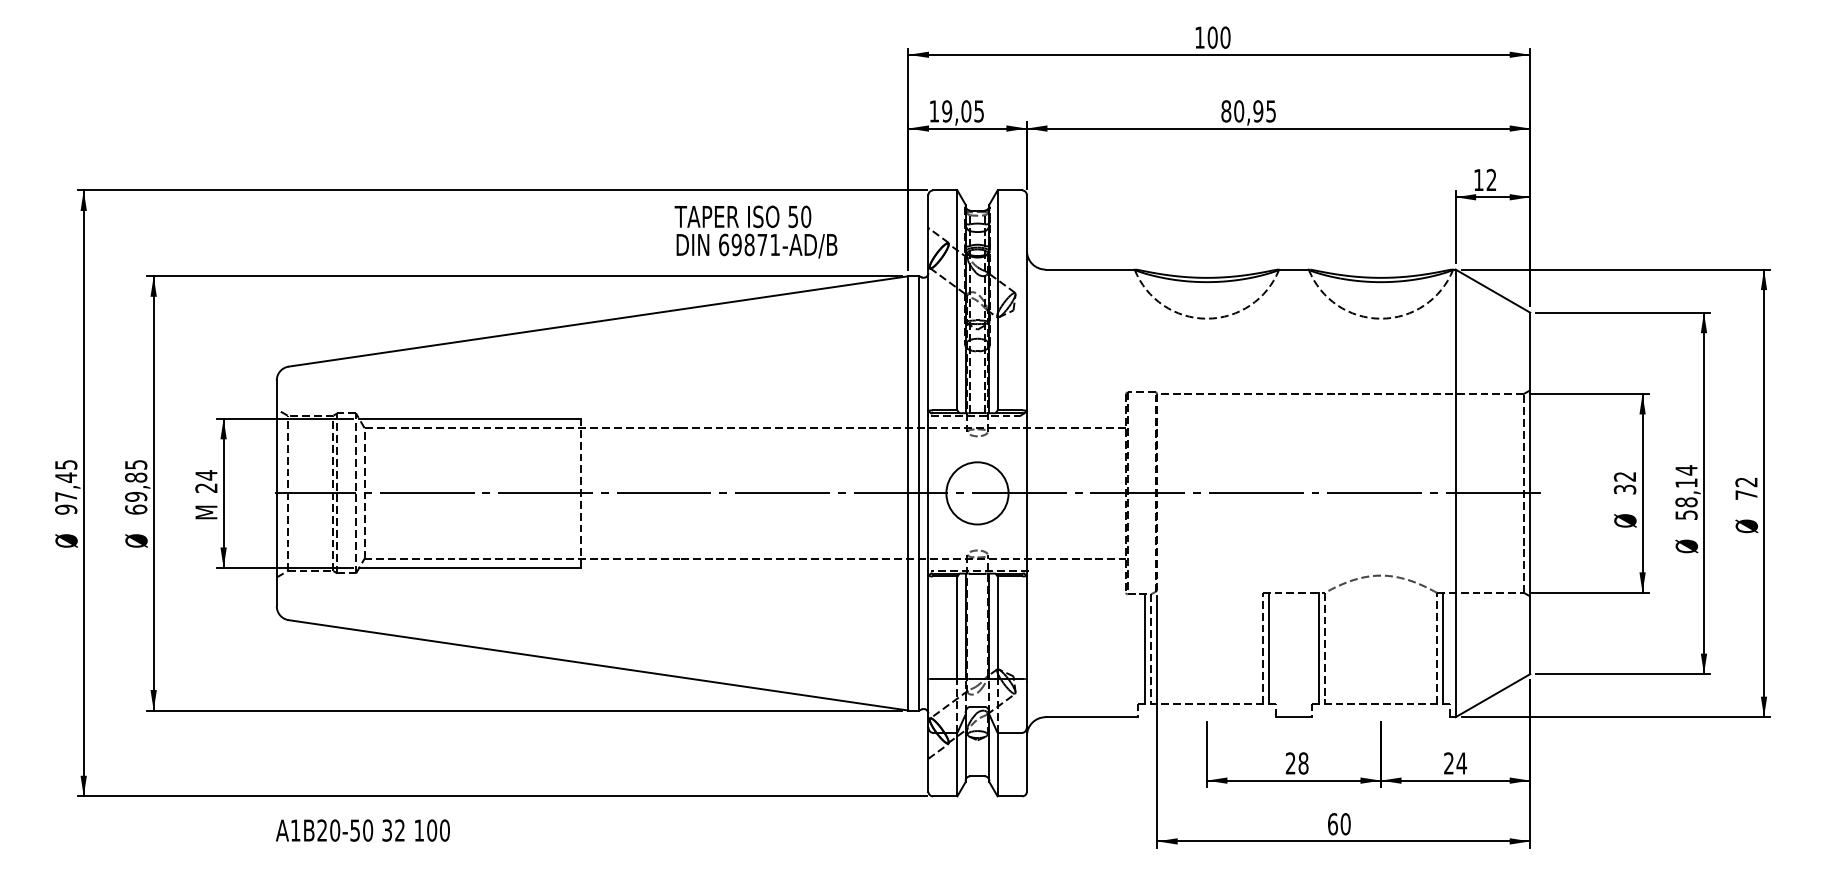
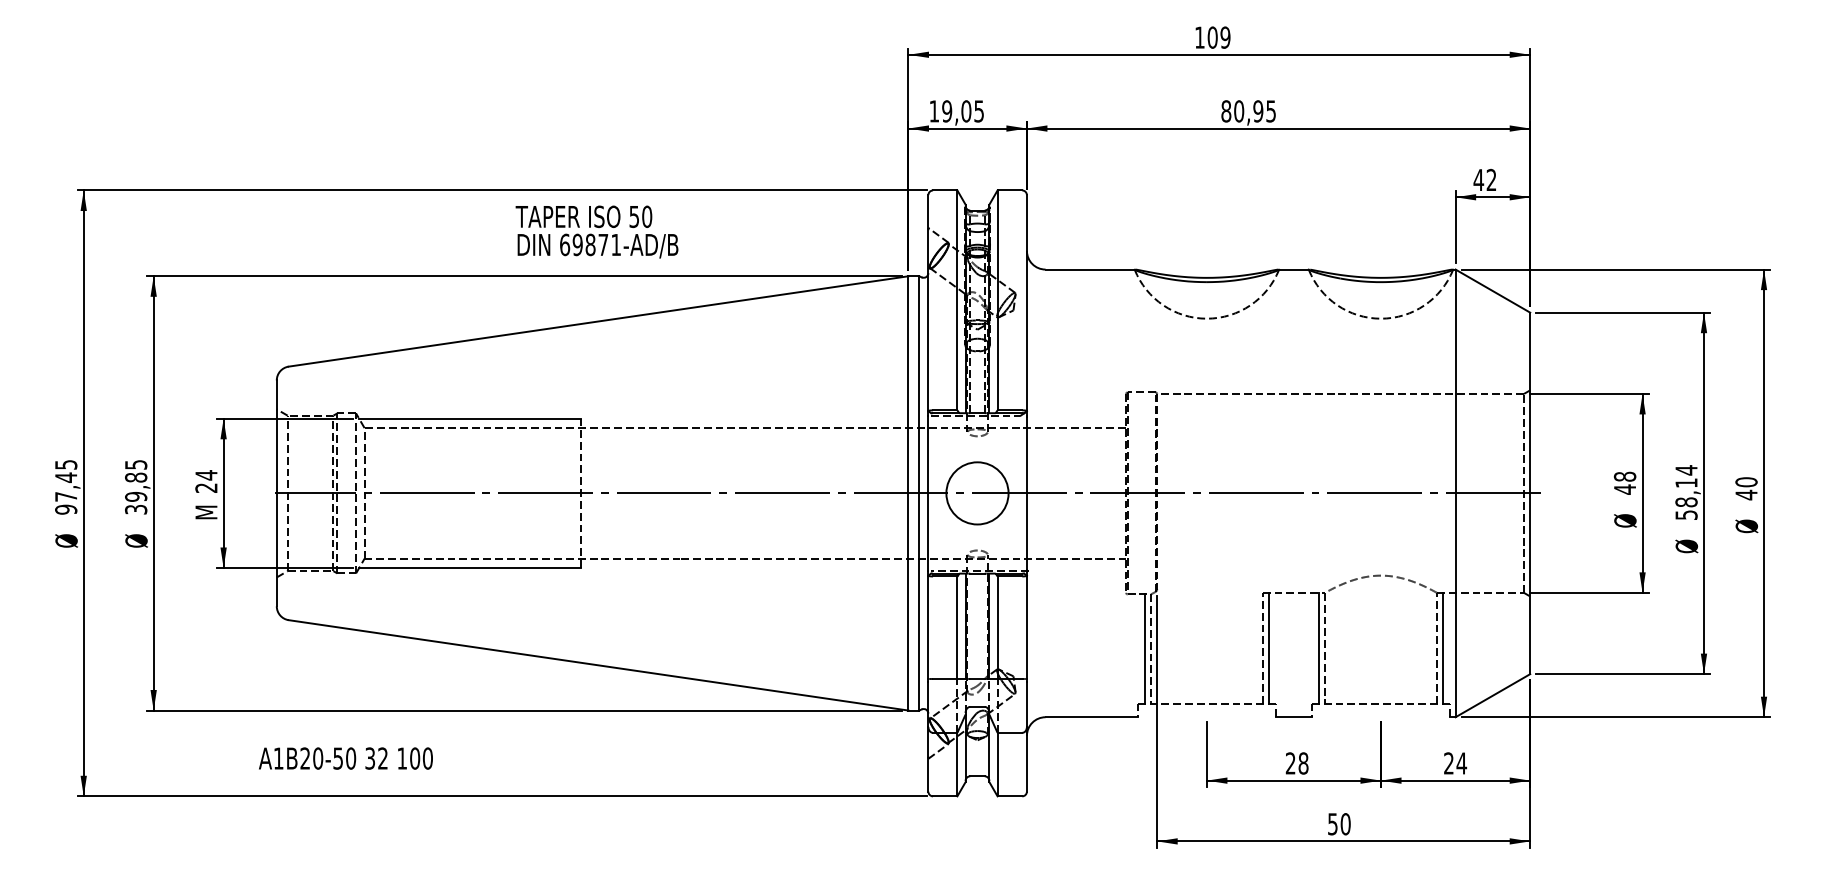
text: 100 -> 109 (1225, 37)
text: 12 -> 42 (1478, 179)
text position: (755, 231) -> (596, 231) (596, 231)
text: 32 -> 48 (1624, 482)
text: 72 -> 40 (1746, 488)
text: 69,85 -> 39,85 (136, 509)
text: 60 -> 50 (1332, 824)
text position: (362, 830) -> (345, 758) (345, 758)
